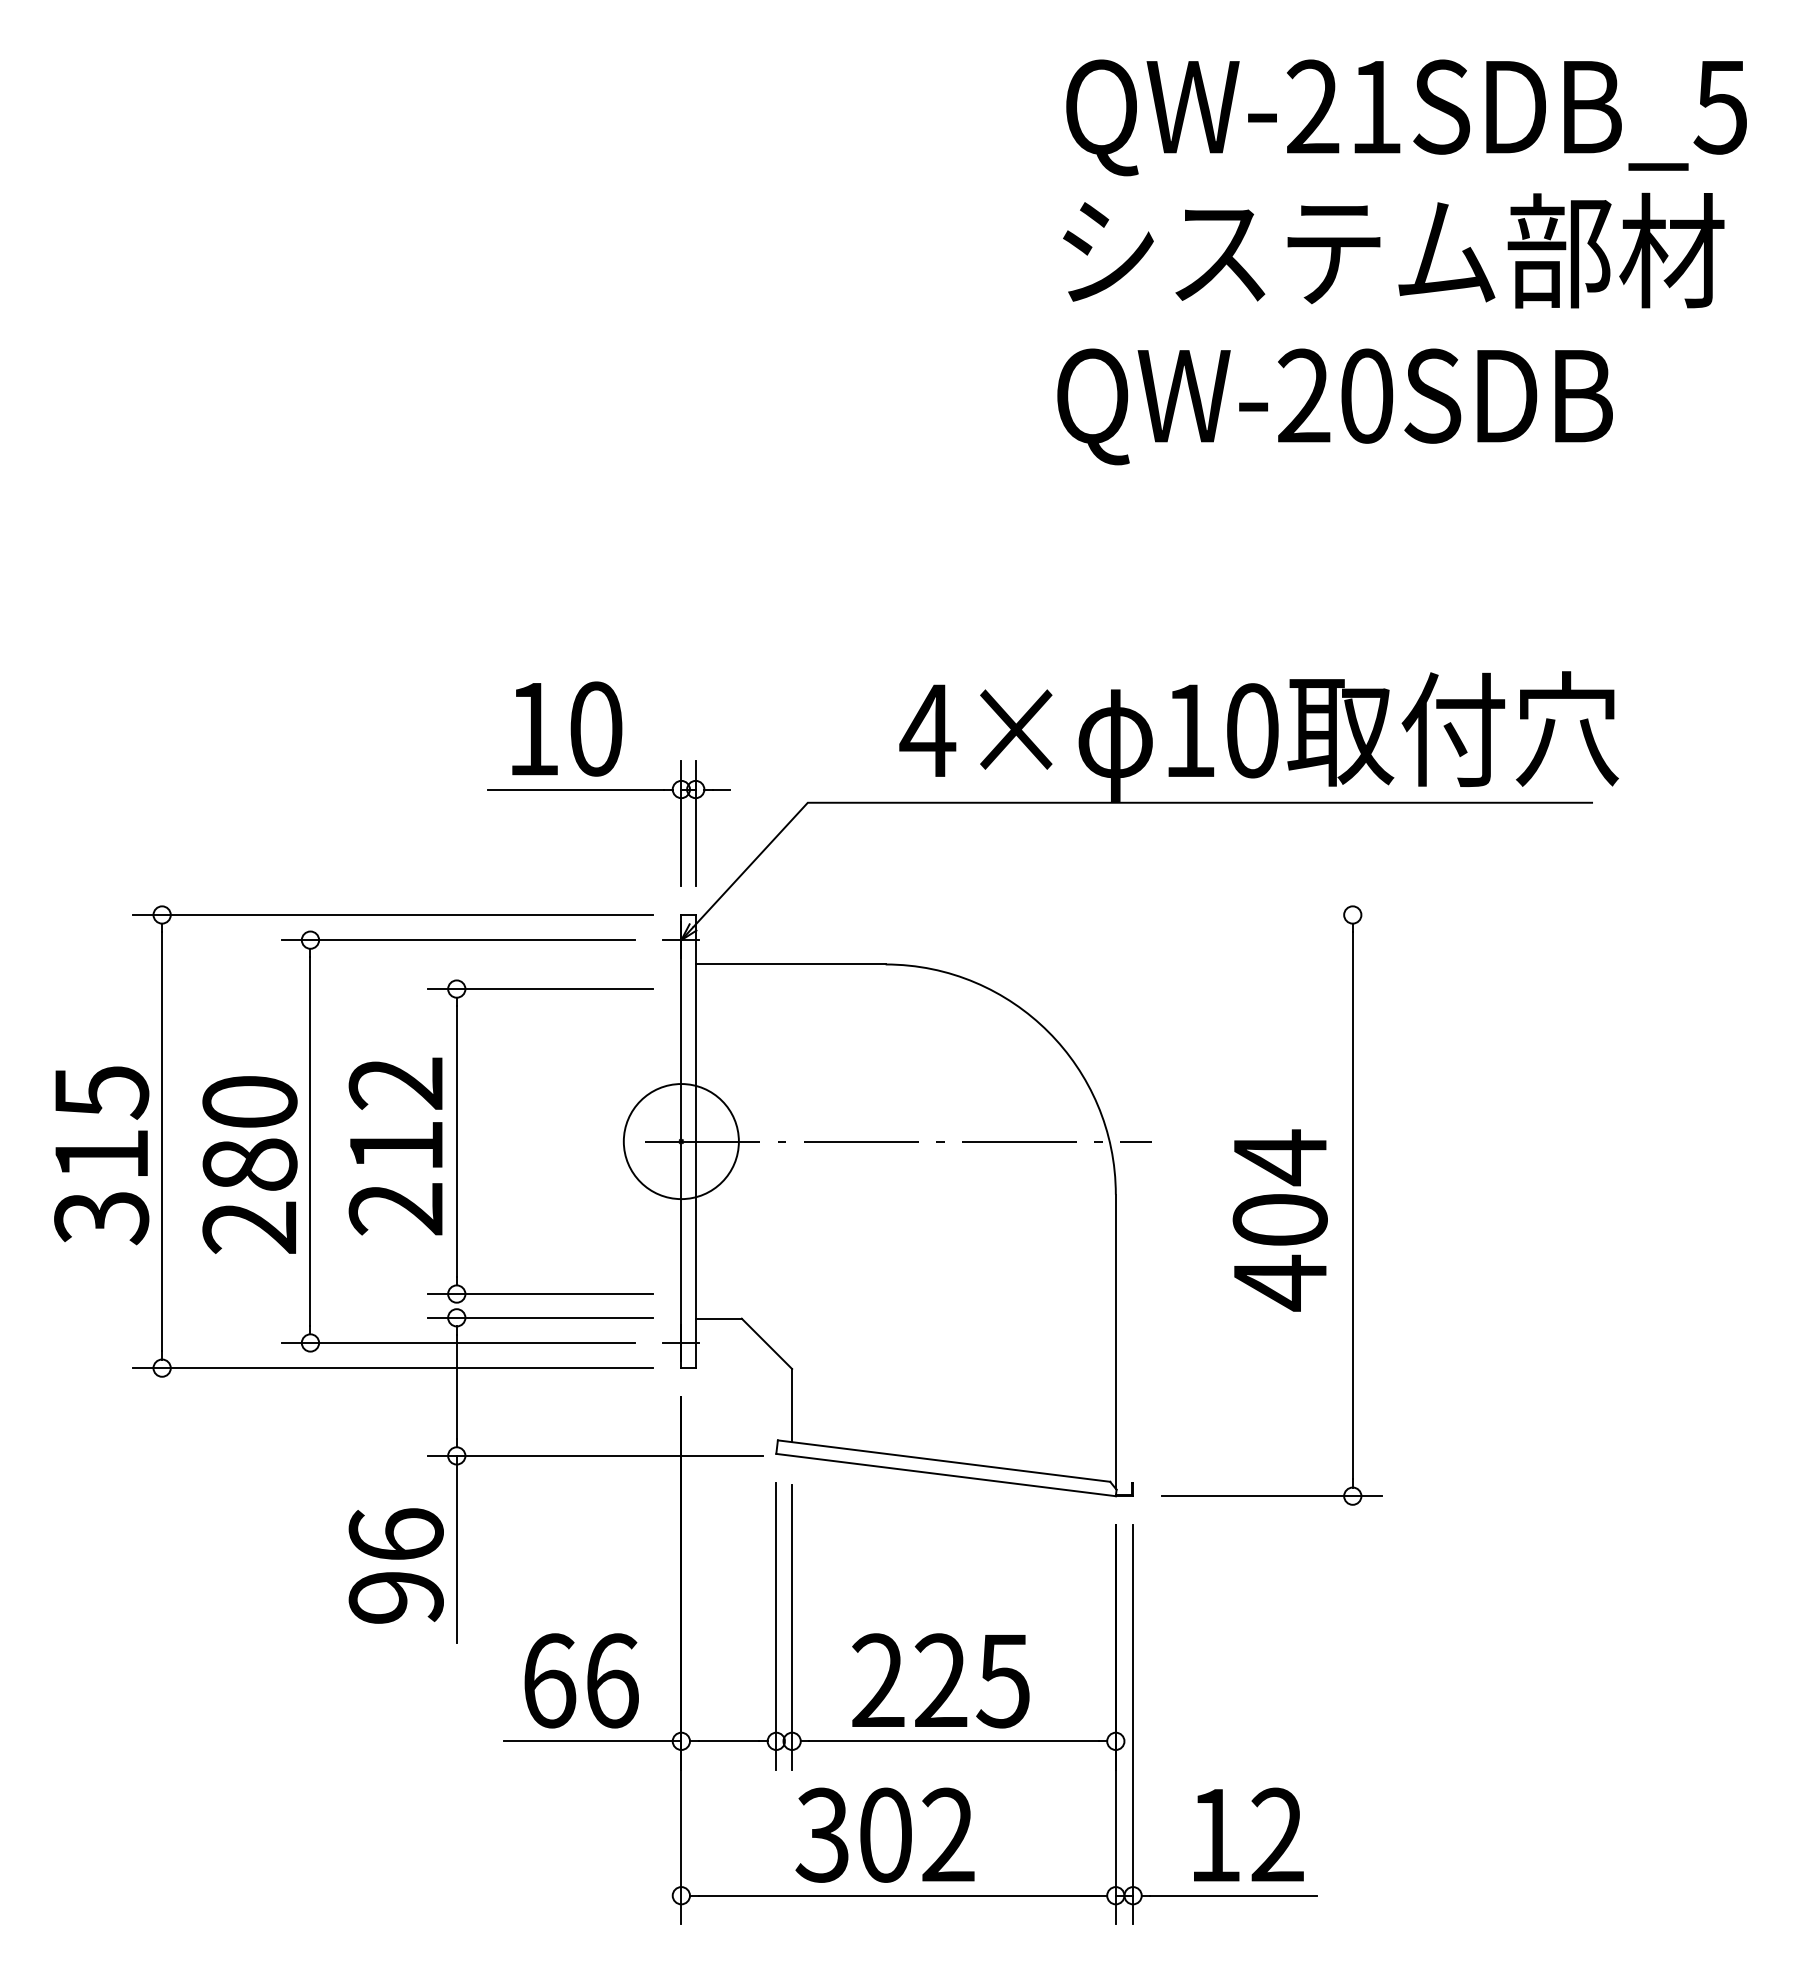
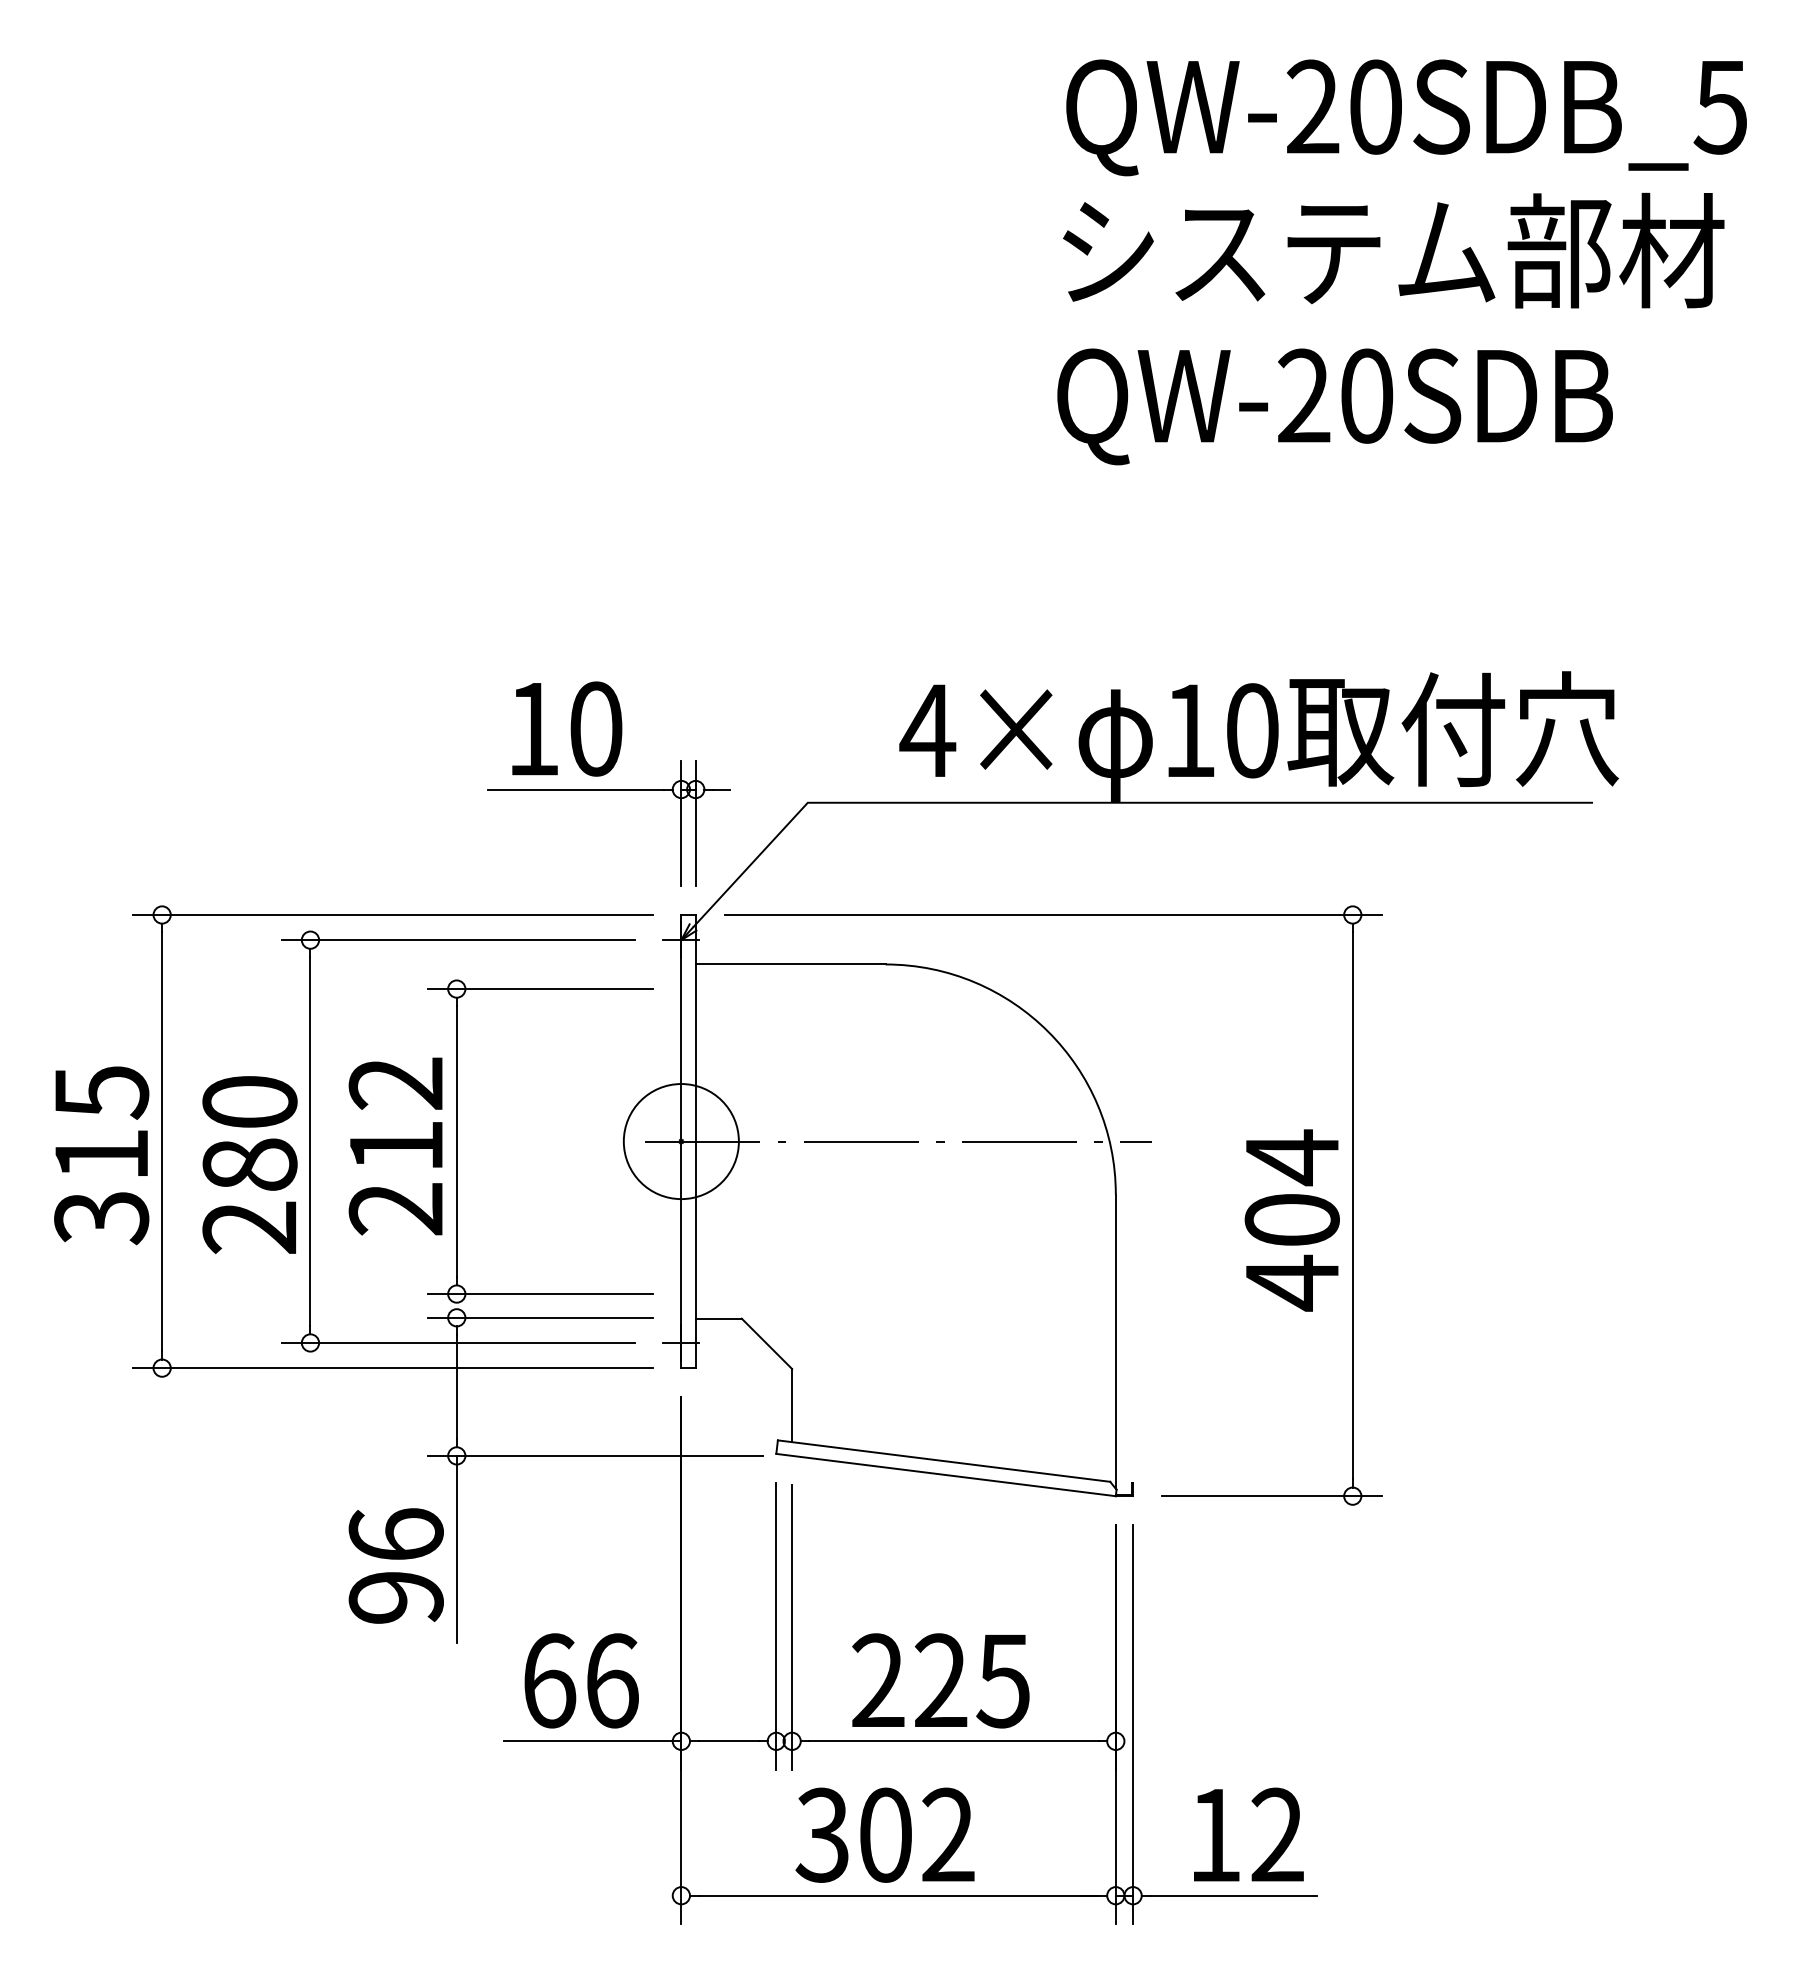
text: QW-21SDB_5 -> QW-20SDB_5 (1375, 106)
line: none -> present (1052, 914)
text position: (1279, 1220) -> (1291, 1220) (1291, 1220)
